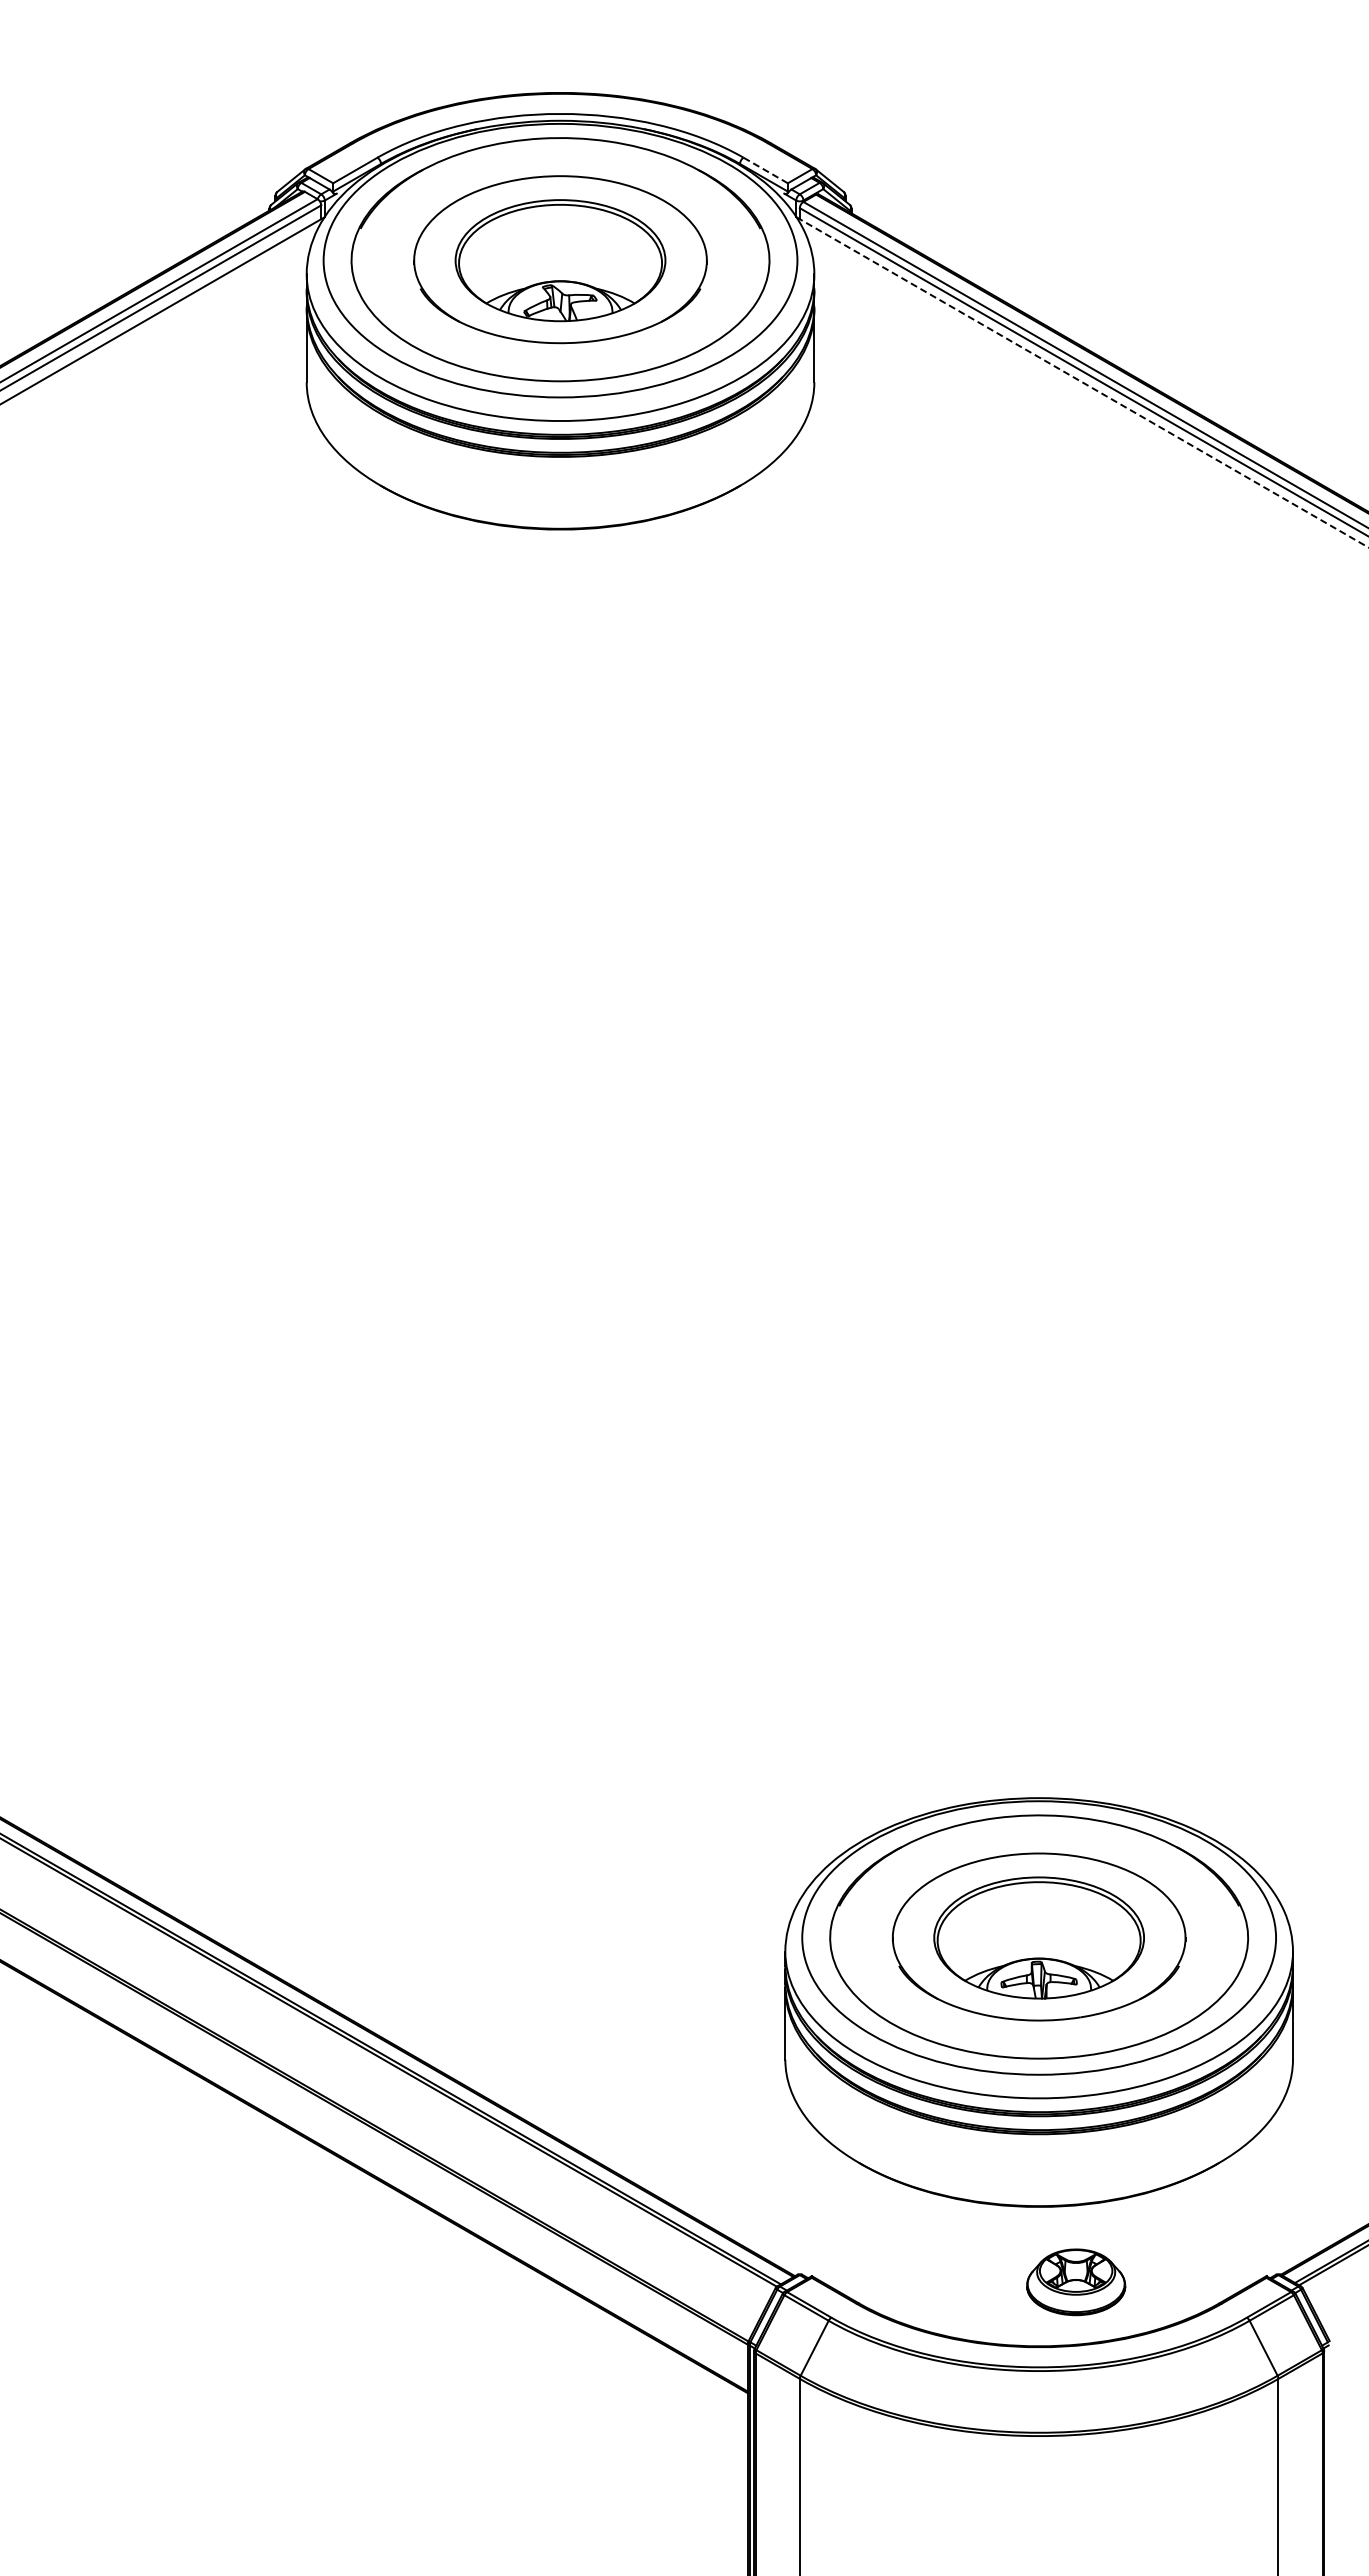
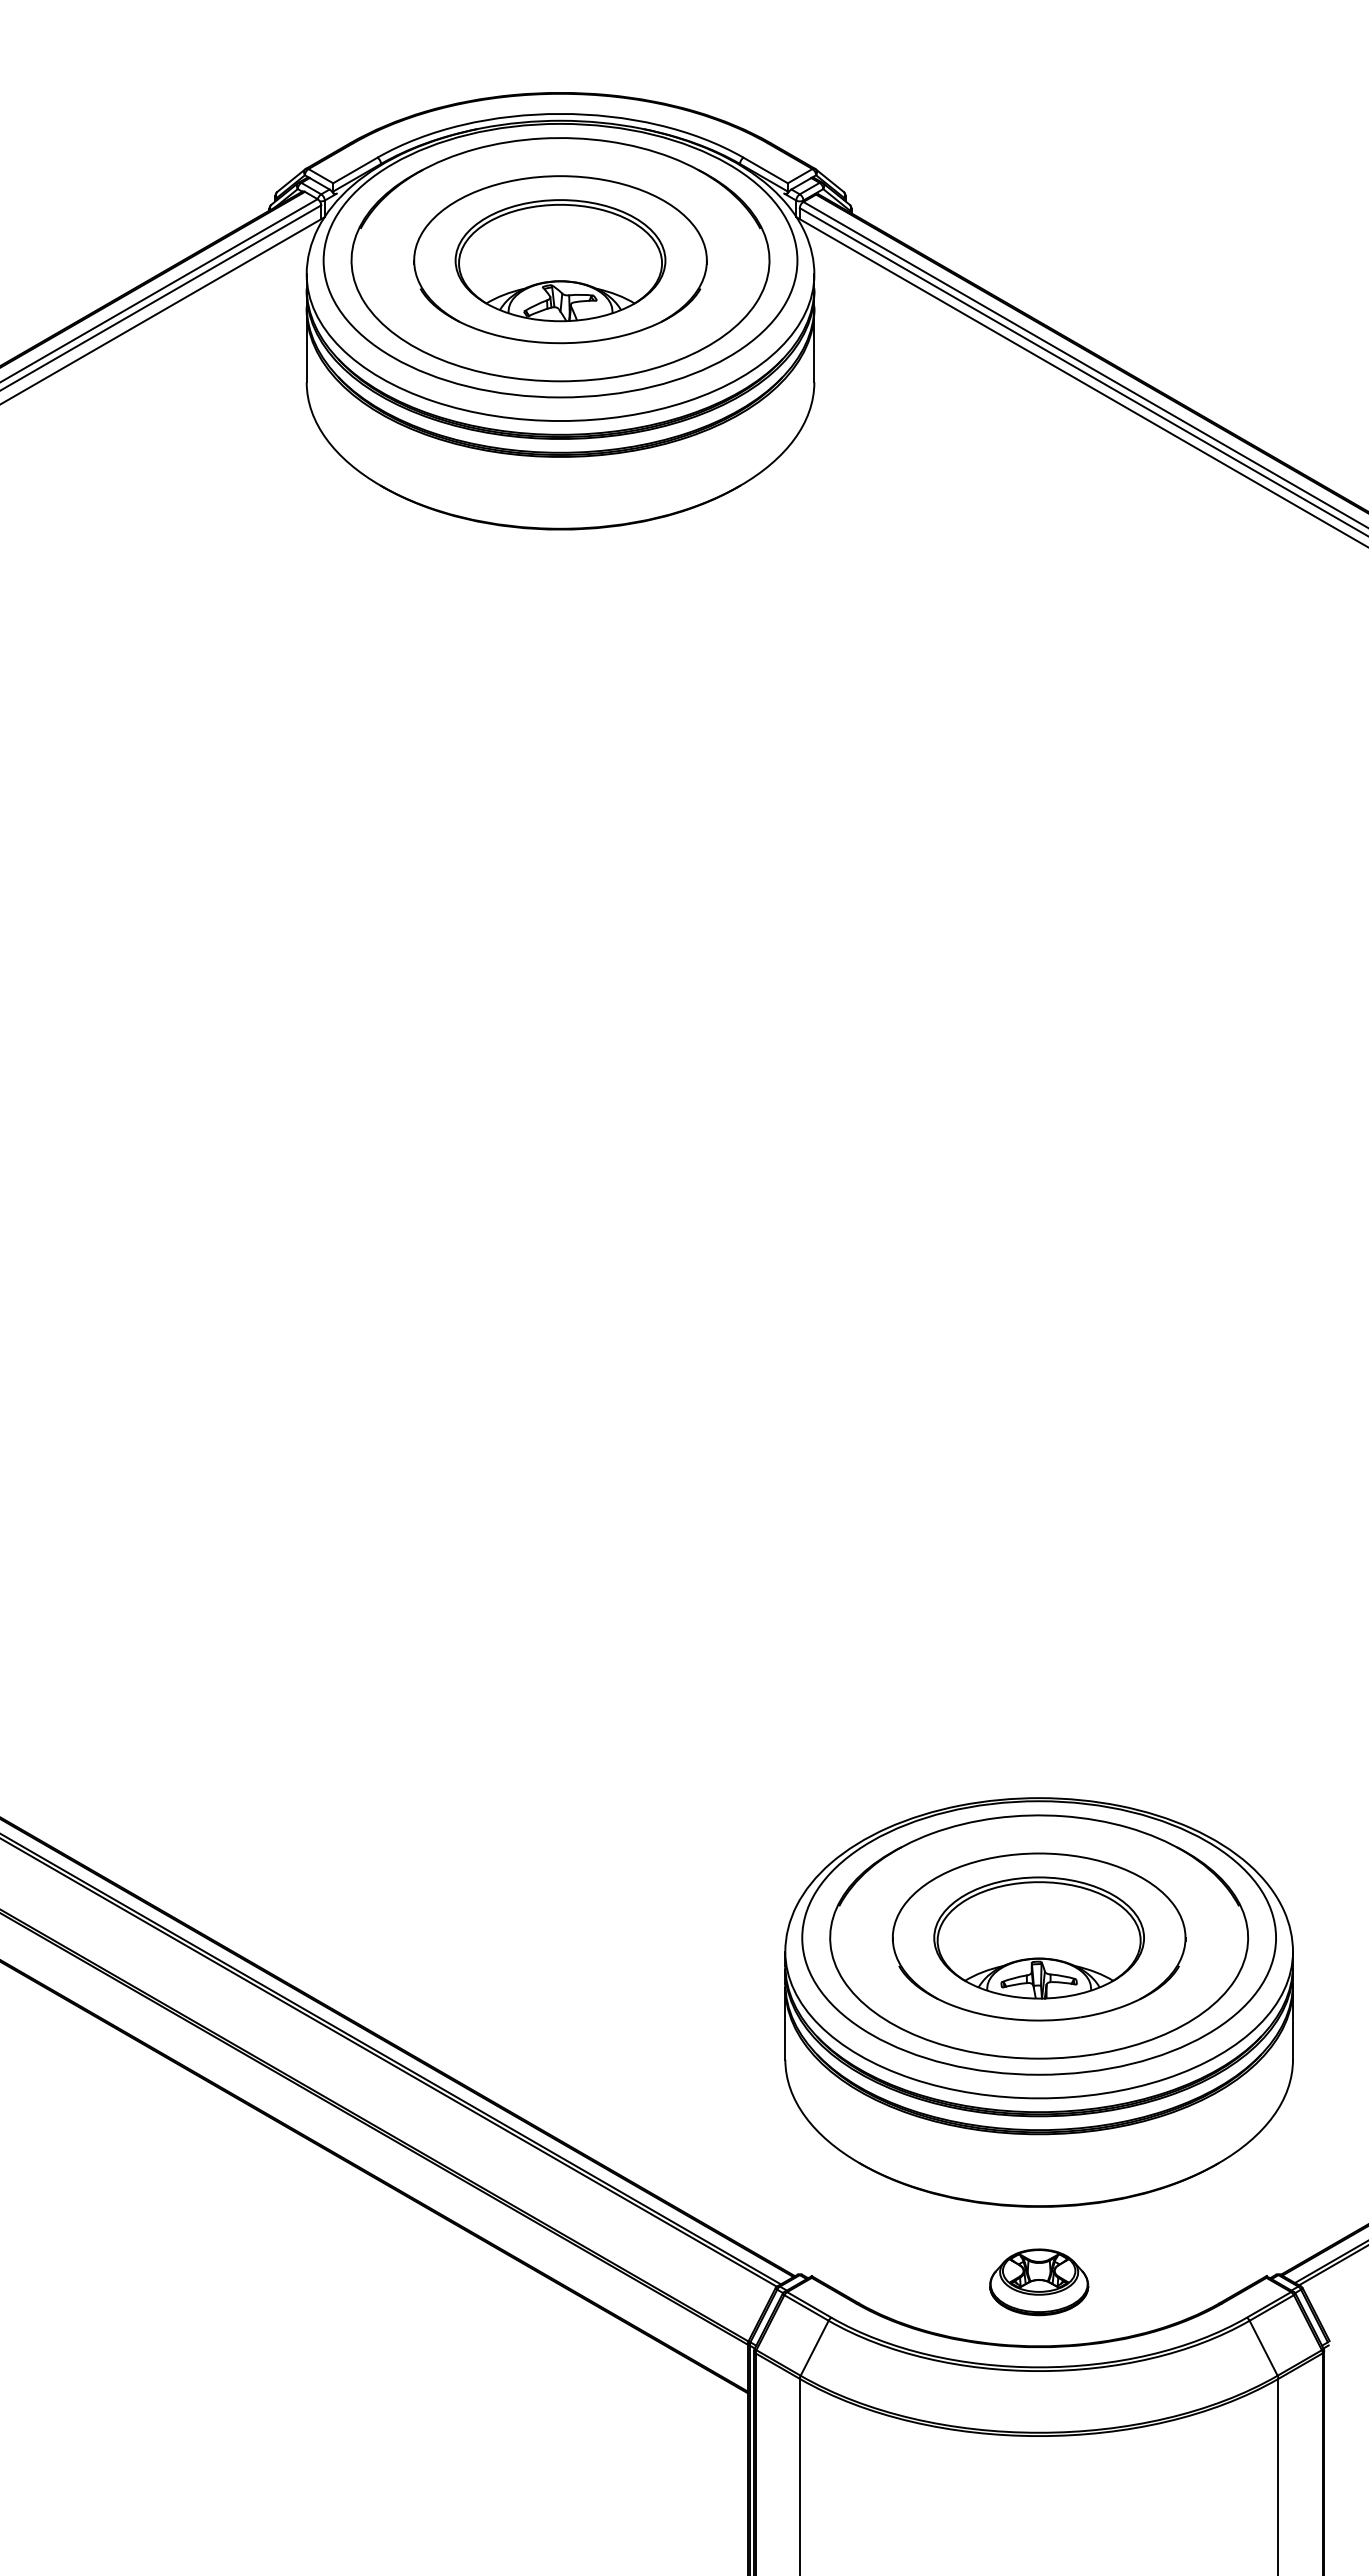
line: dashed -> solid (765, 170)
line: dashed -> solid (1083, 382)
part position: (1076, 2282) -> (1039, 2282) (1039, 2282)
